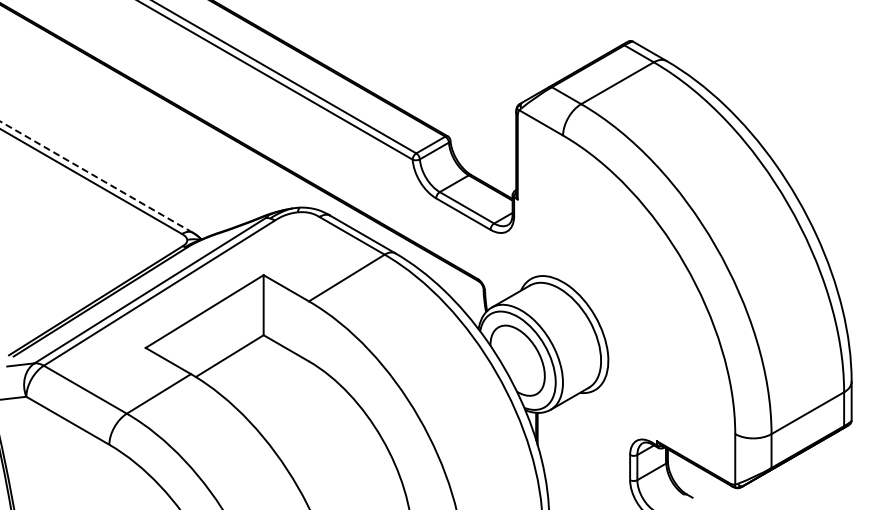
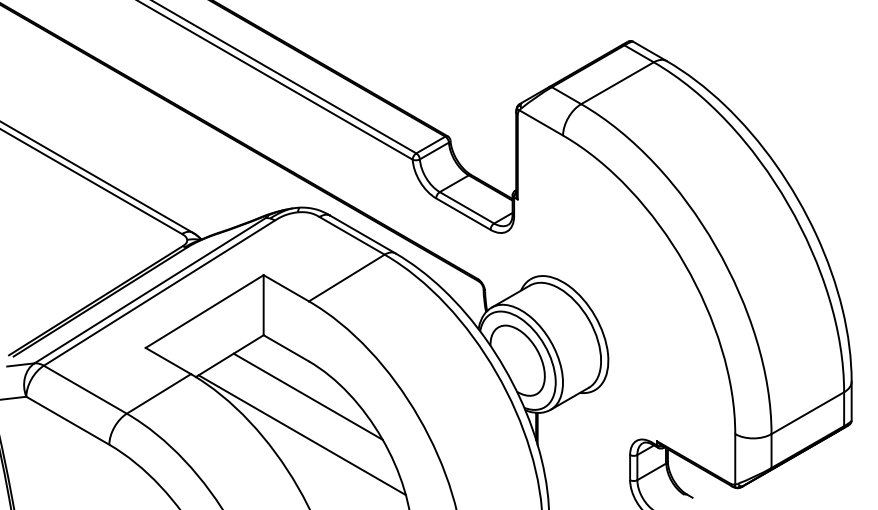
line: dashed -> solid (96, 177)
line: none -> present (307, 396)
line: none -> present (301, 435)
